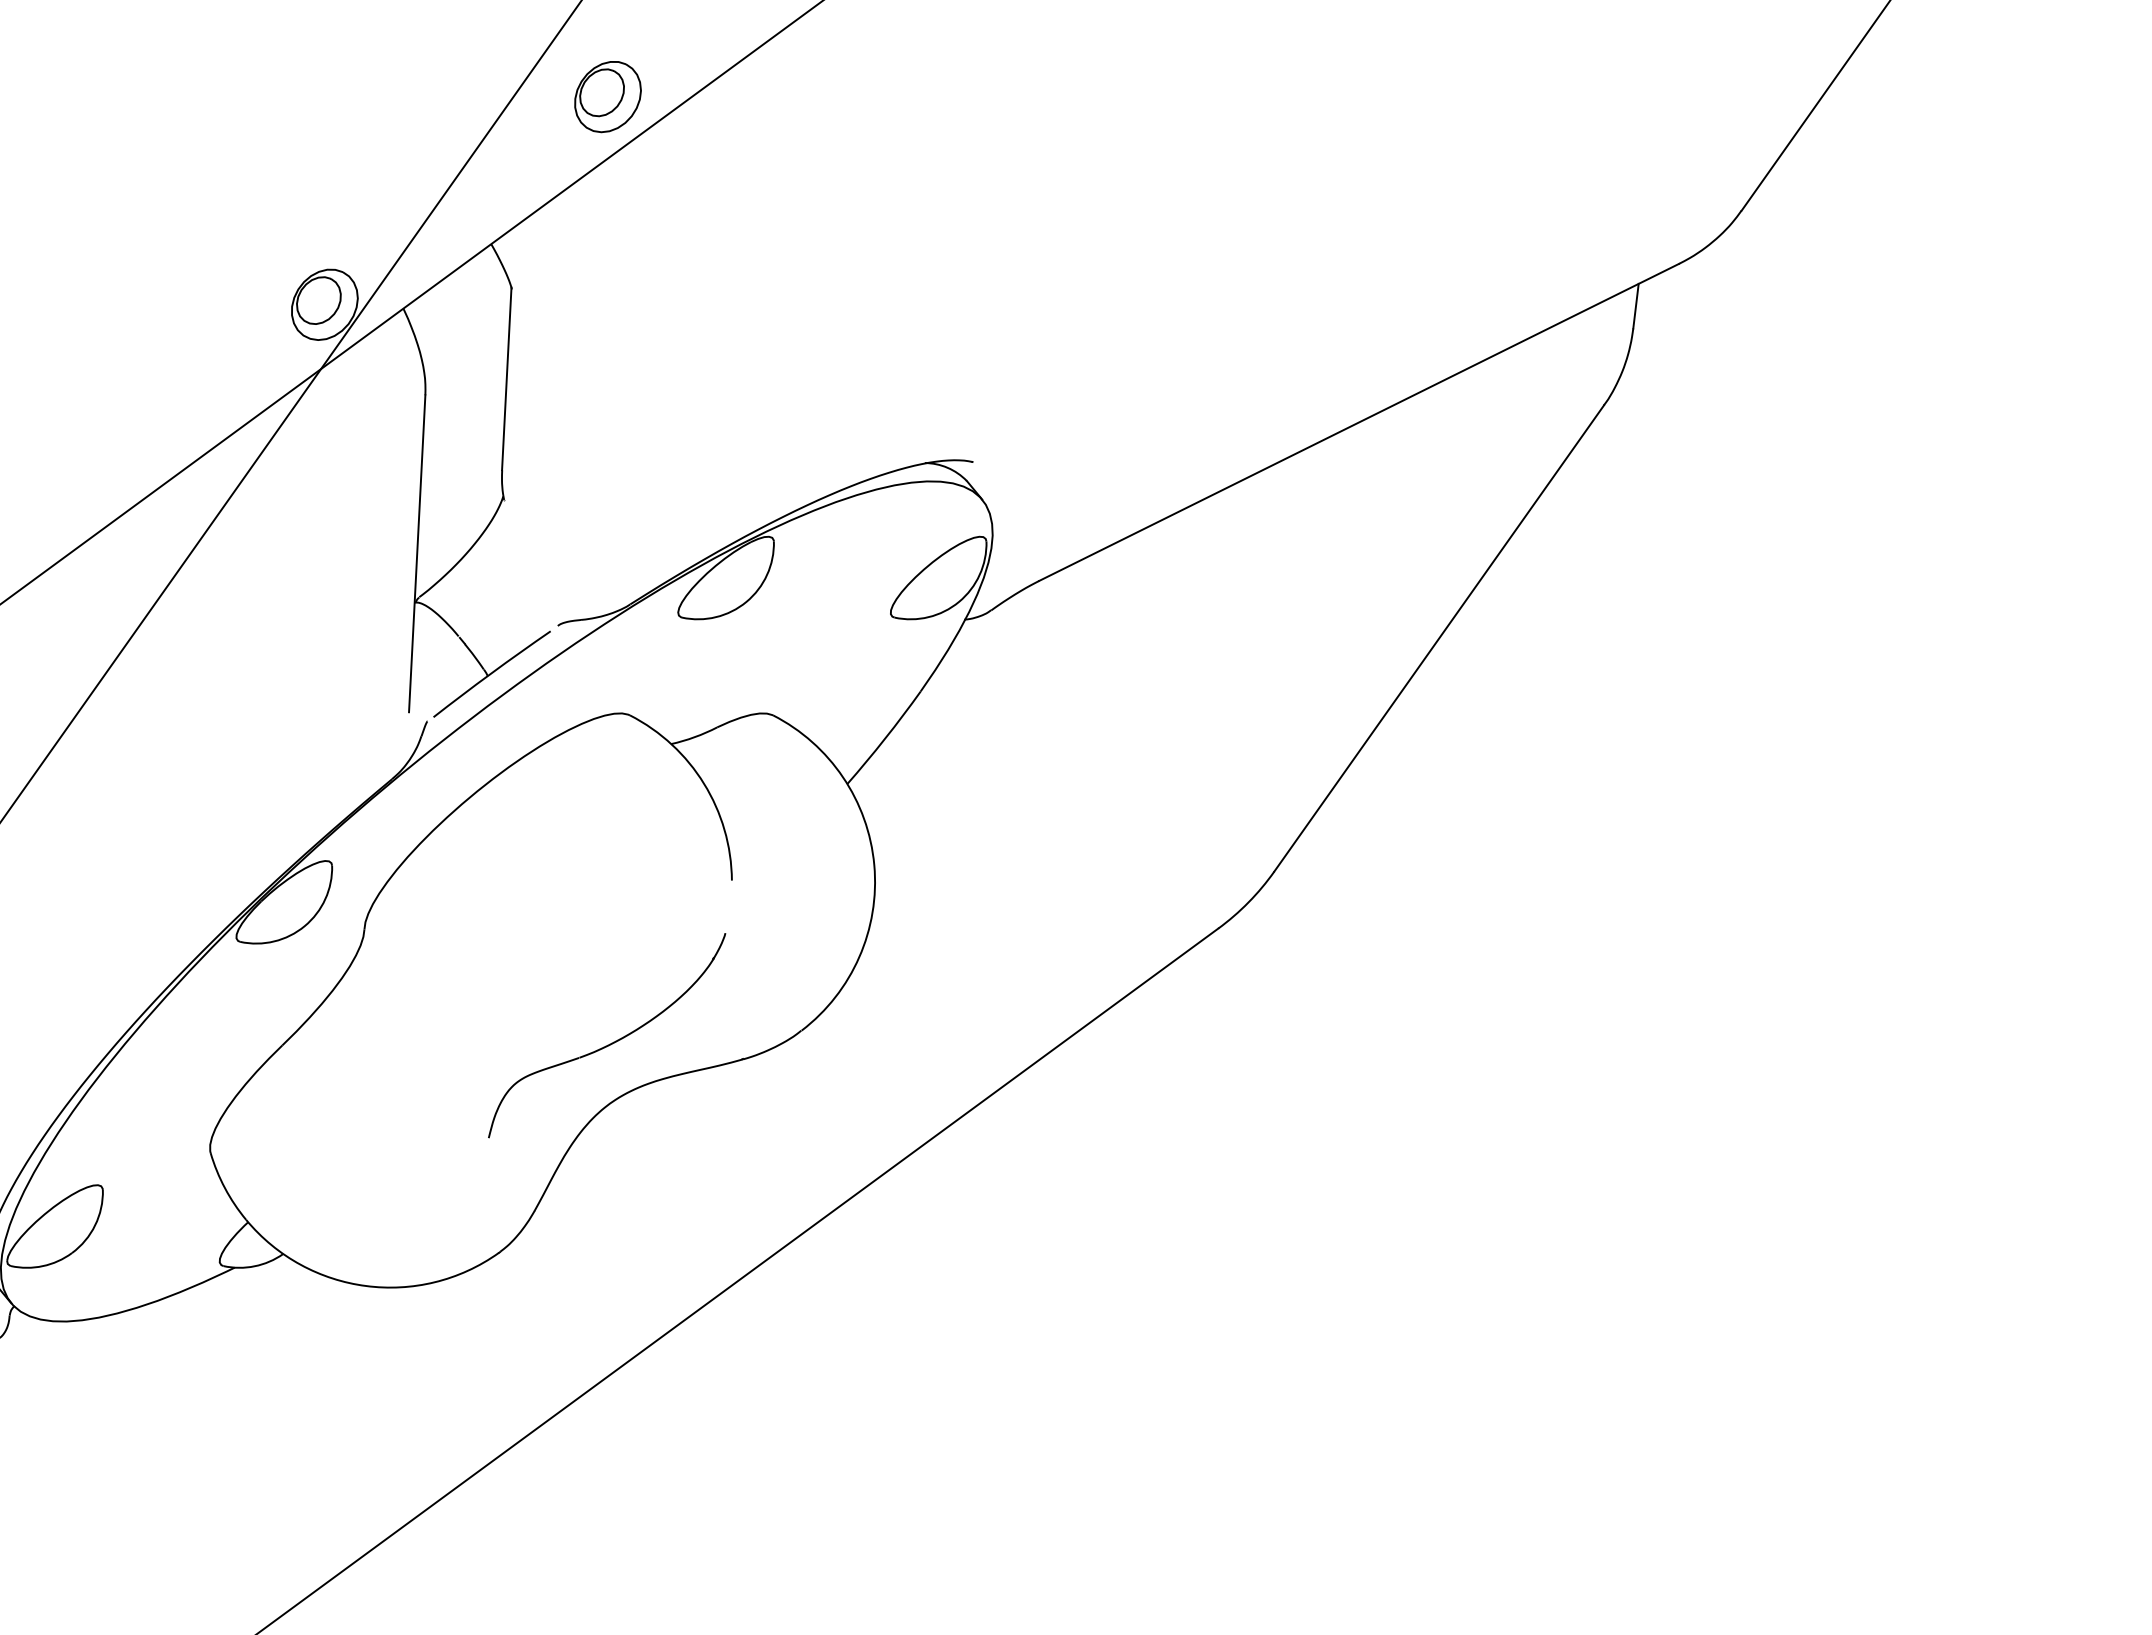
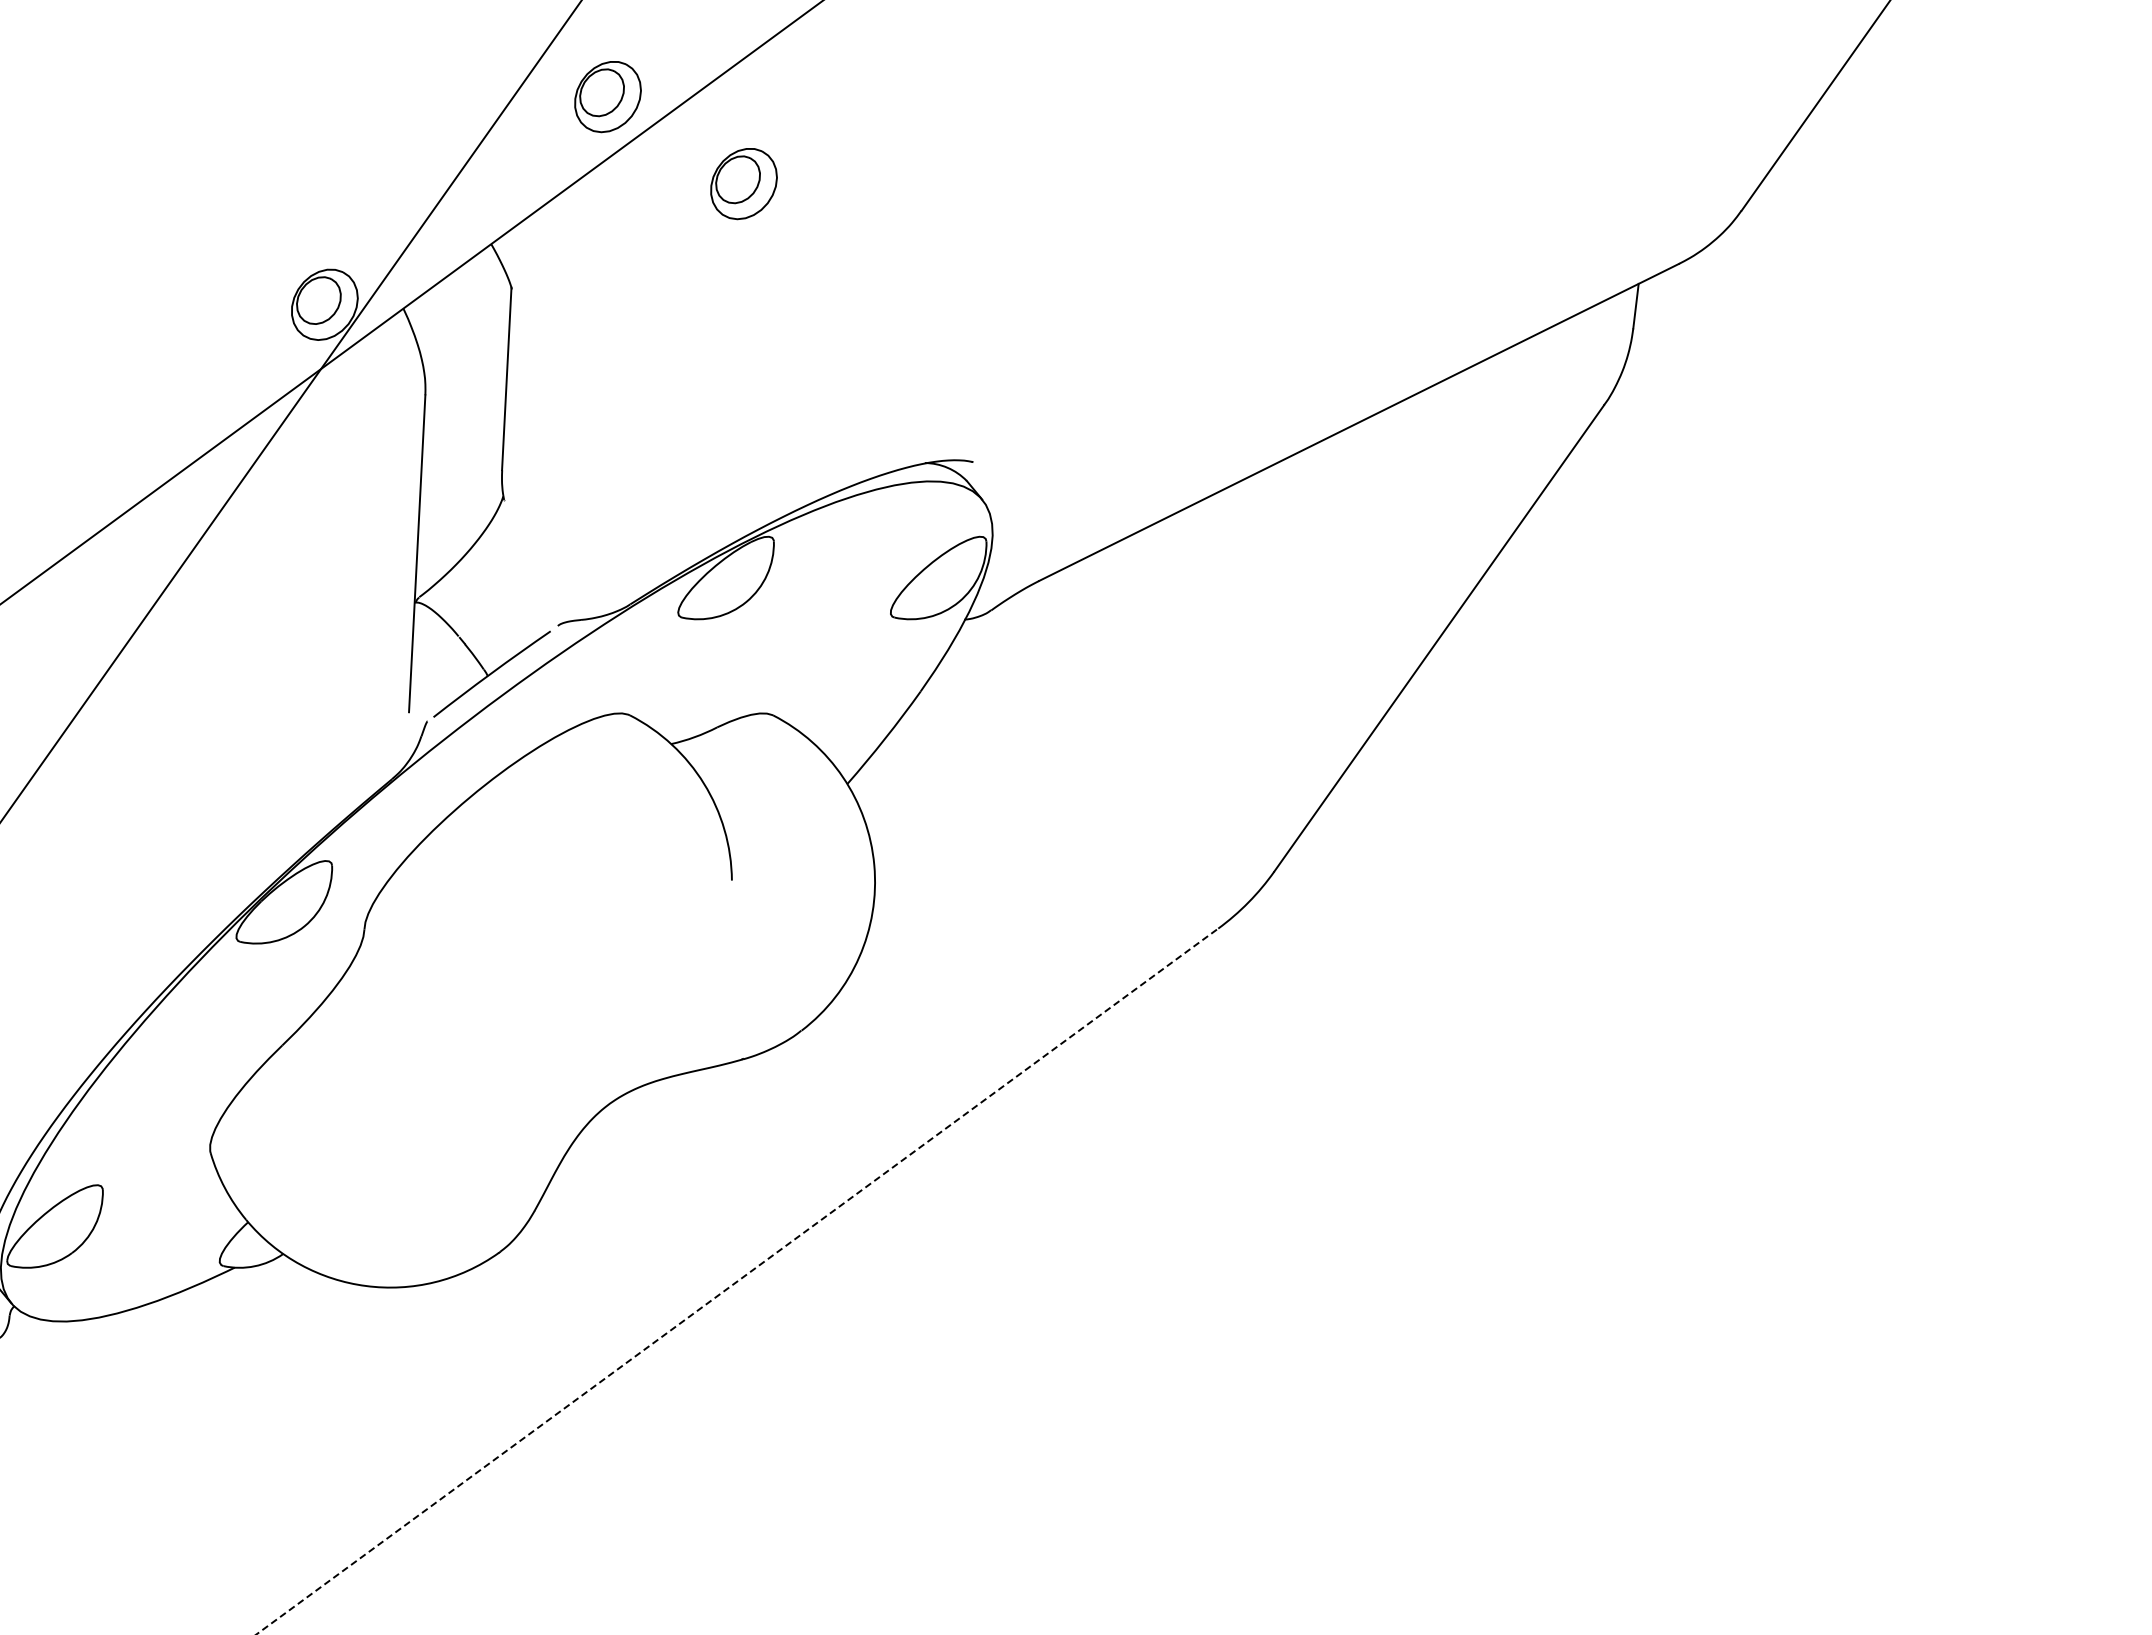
part: none -> present (743, 184)
part: present -> none (611, 1042)
line: solid -> dashed (737, 1281)
